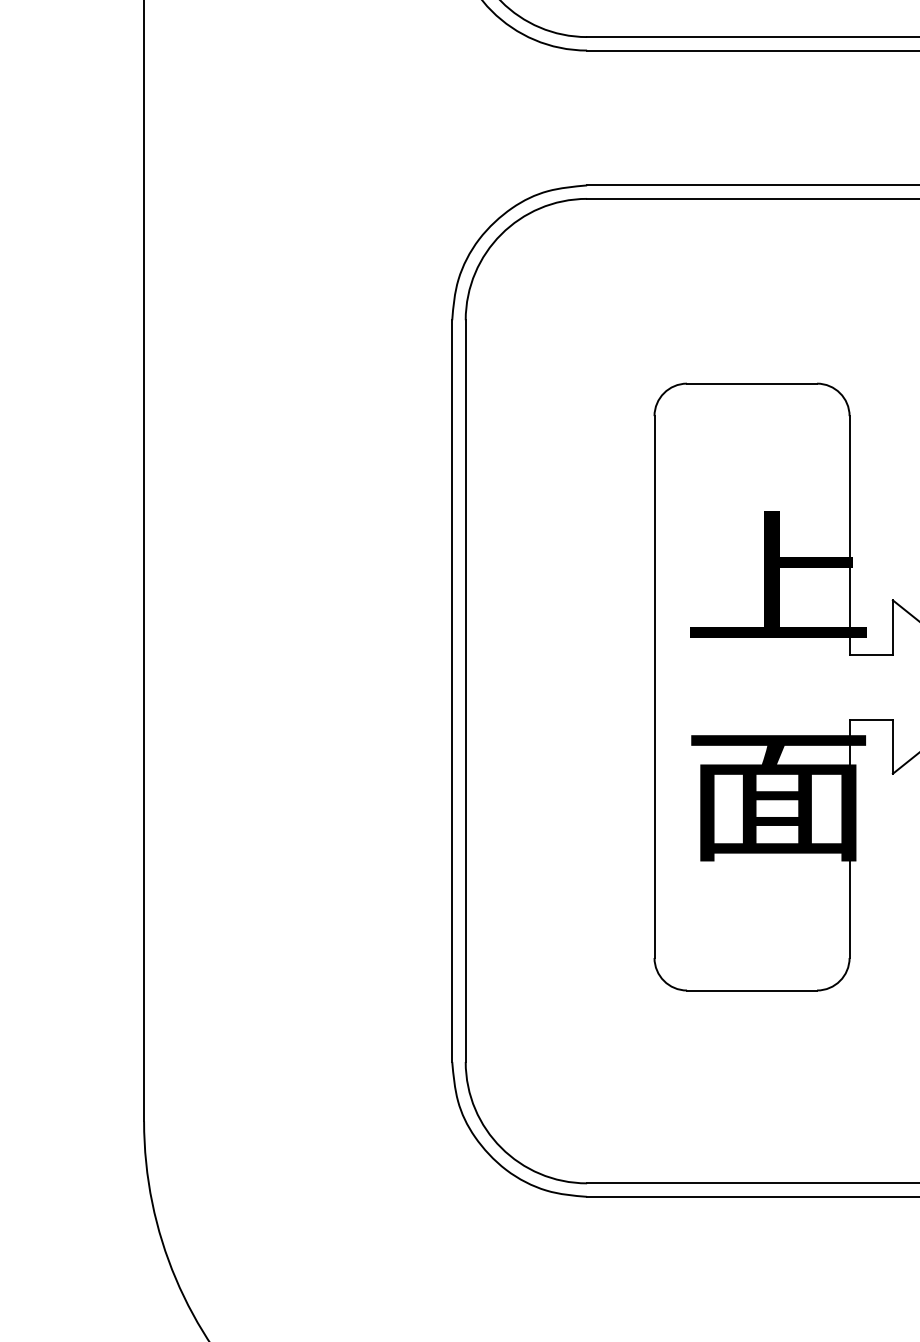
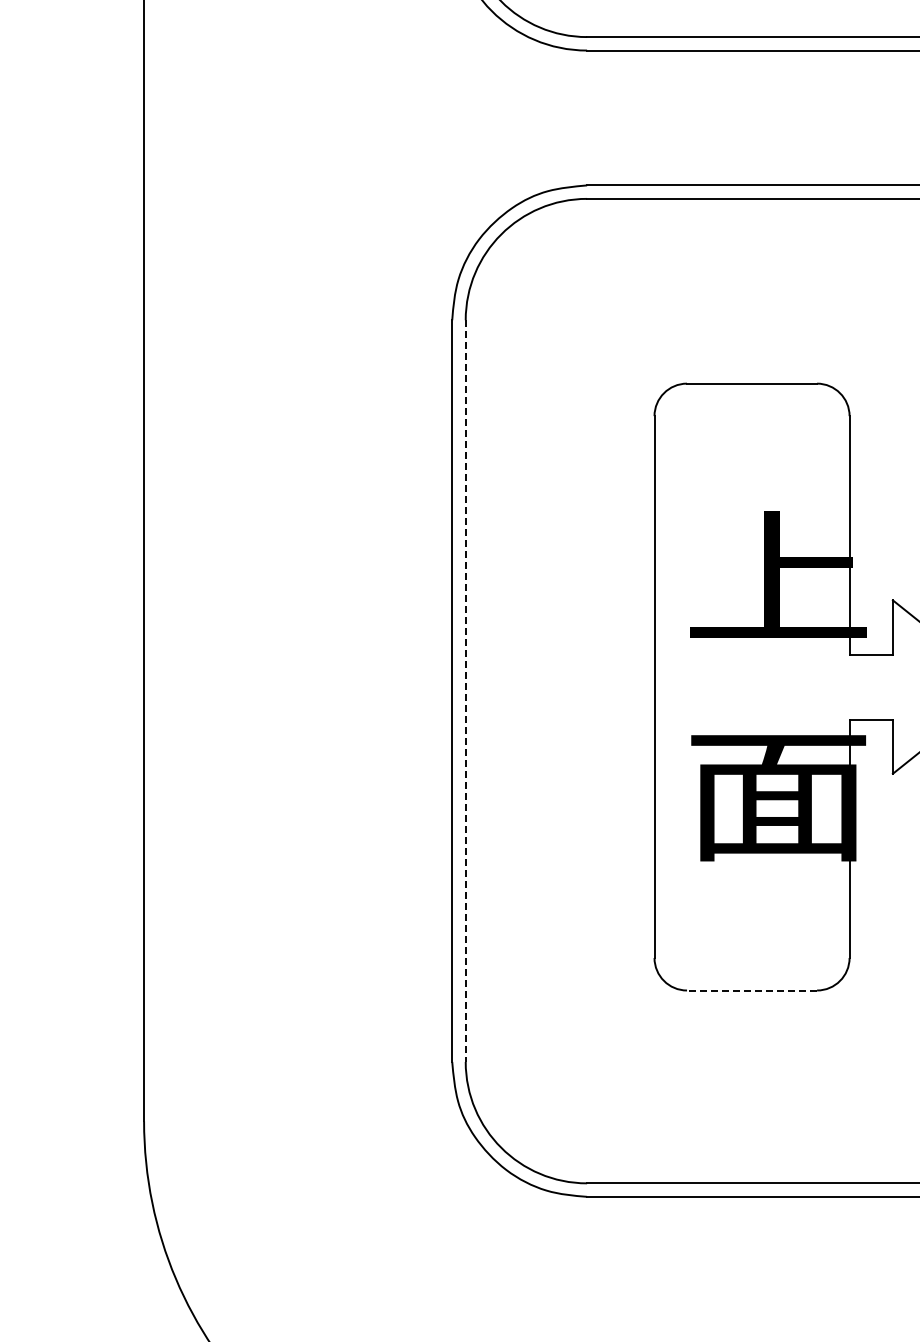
line: solid -> dashed (465, 691)
line: solid -> dashed (751, 990)
